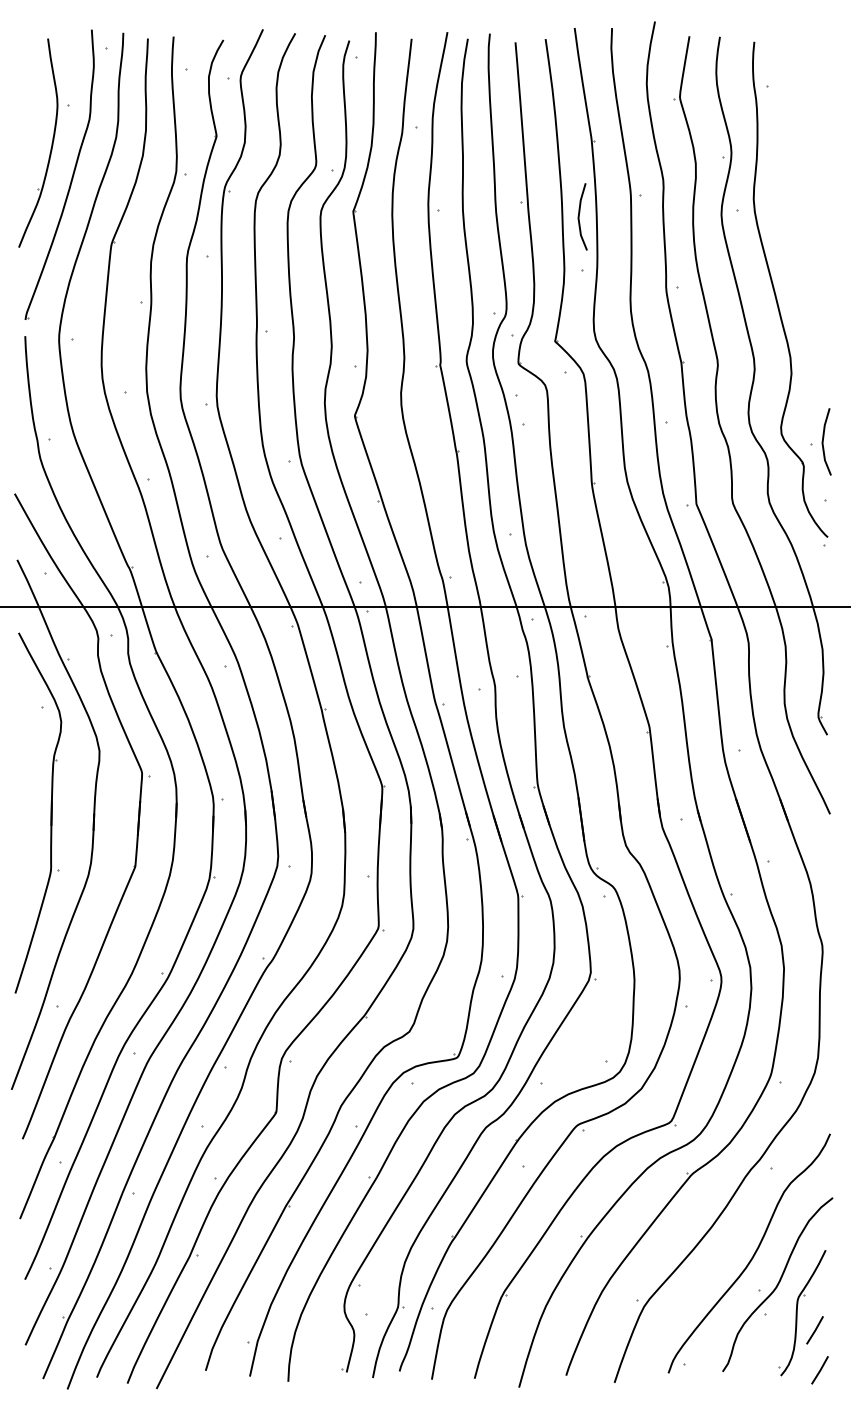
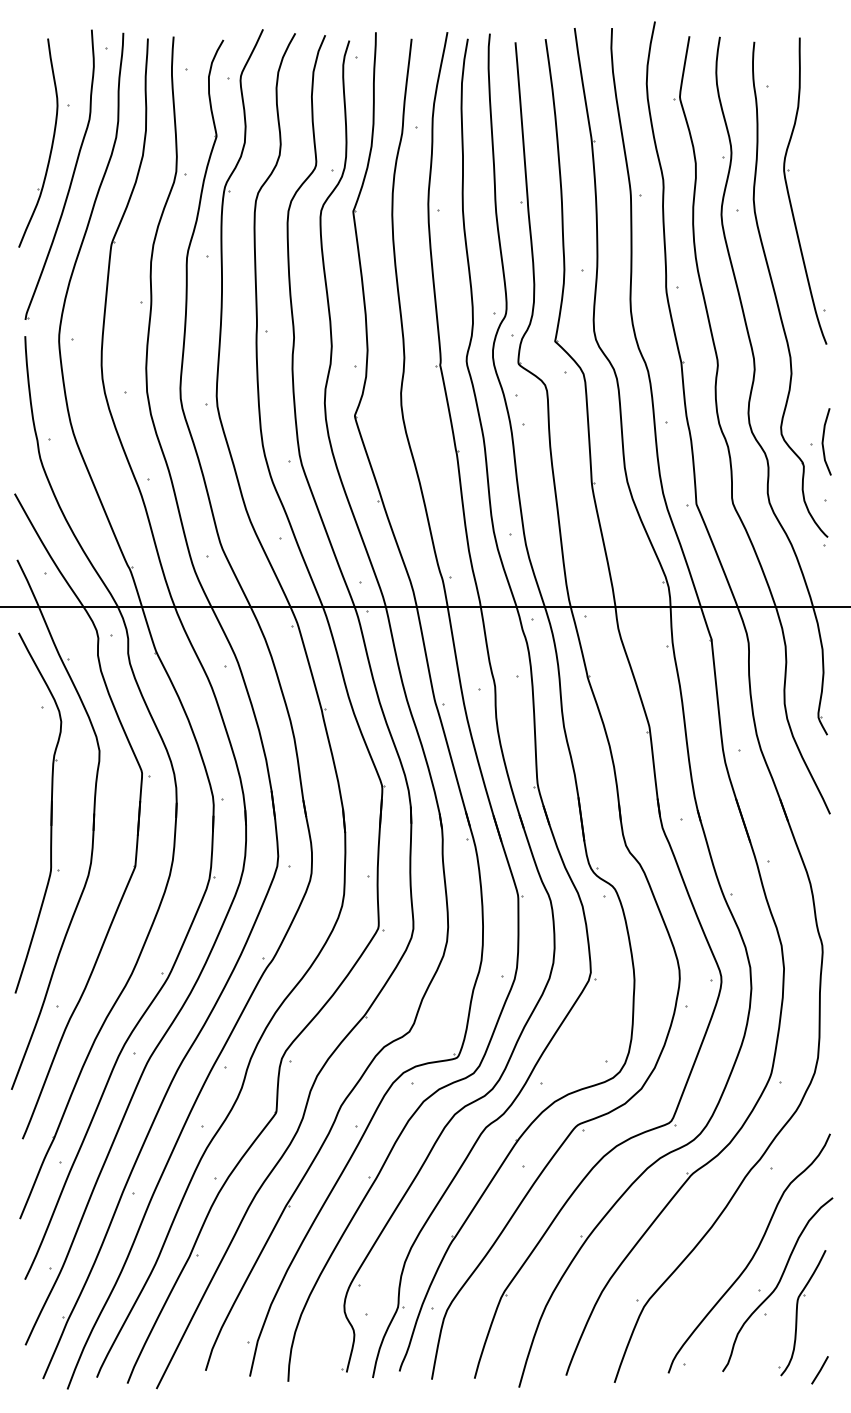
part: none -> present (789, 193)
line: present -> none (579, 216)
line: present -> none (814, 1330)
